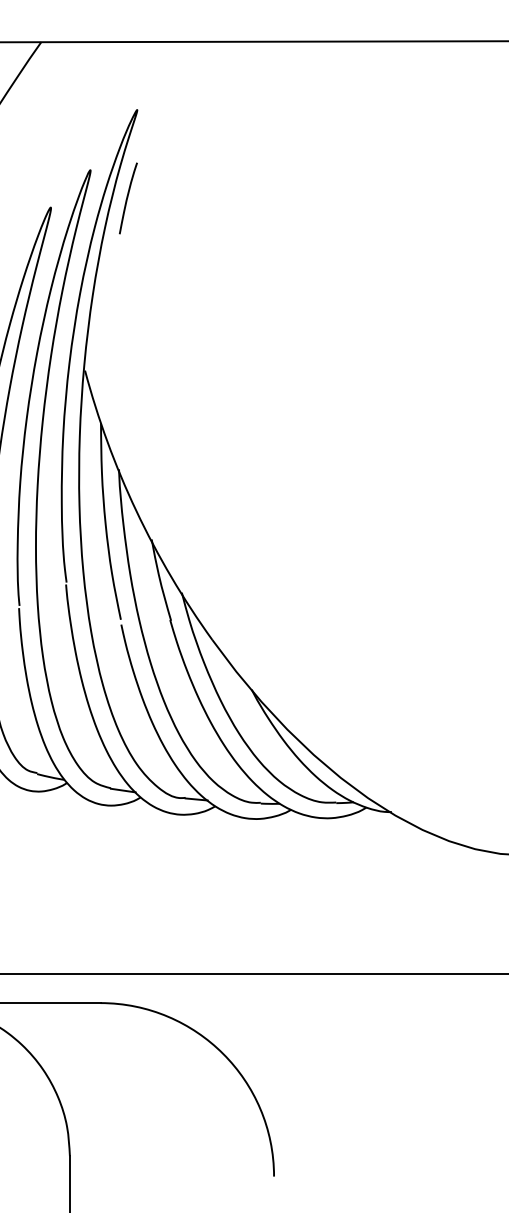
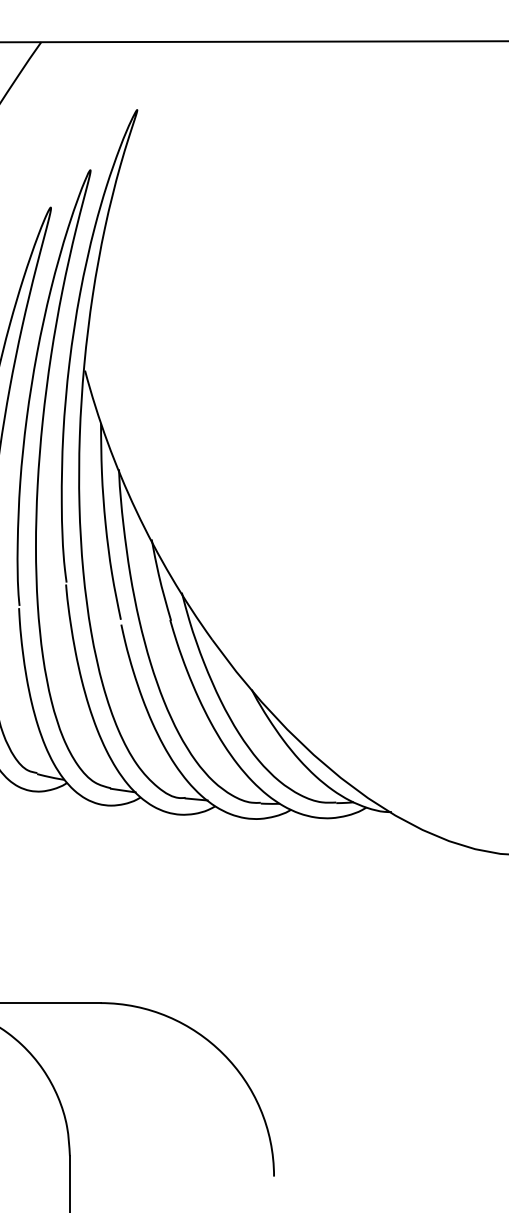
curve: present -> none (128, 197)
line: present -> none (253, 973)
